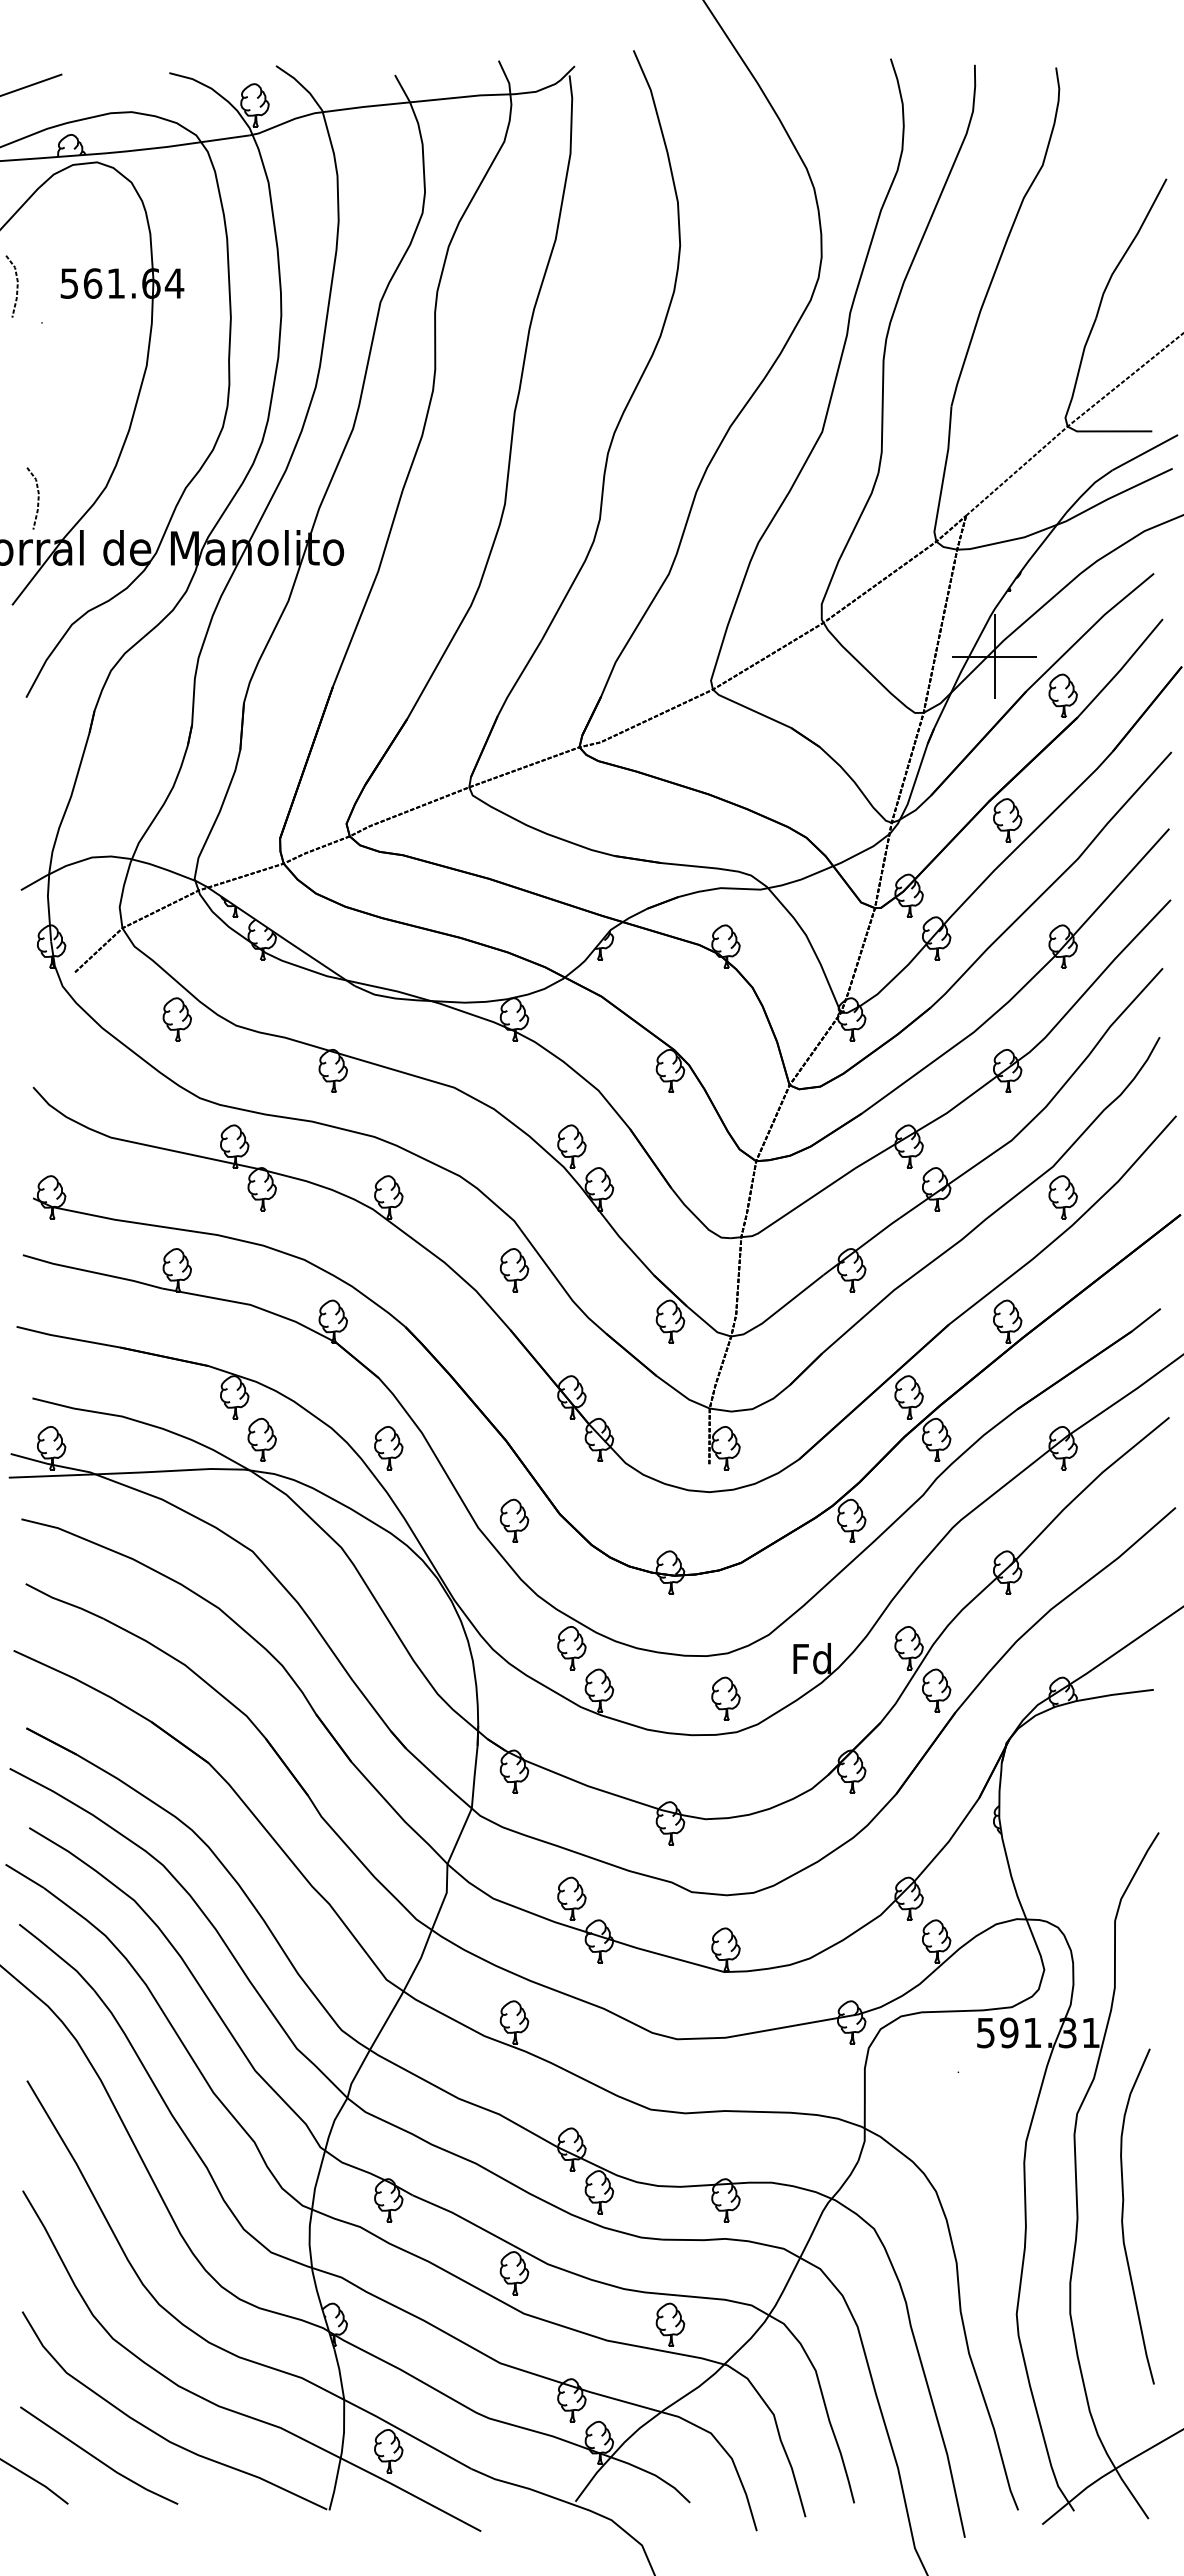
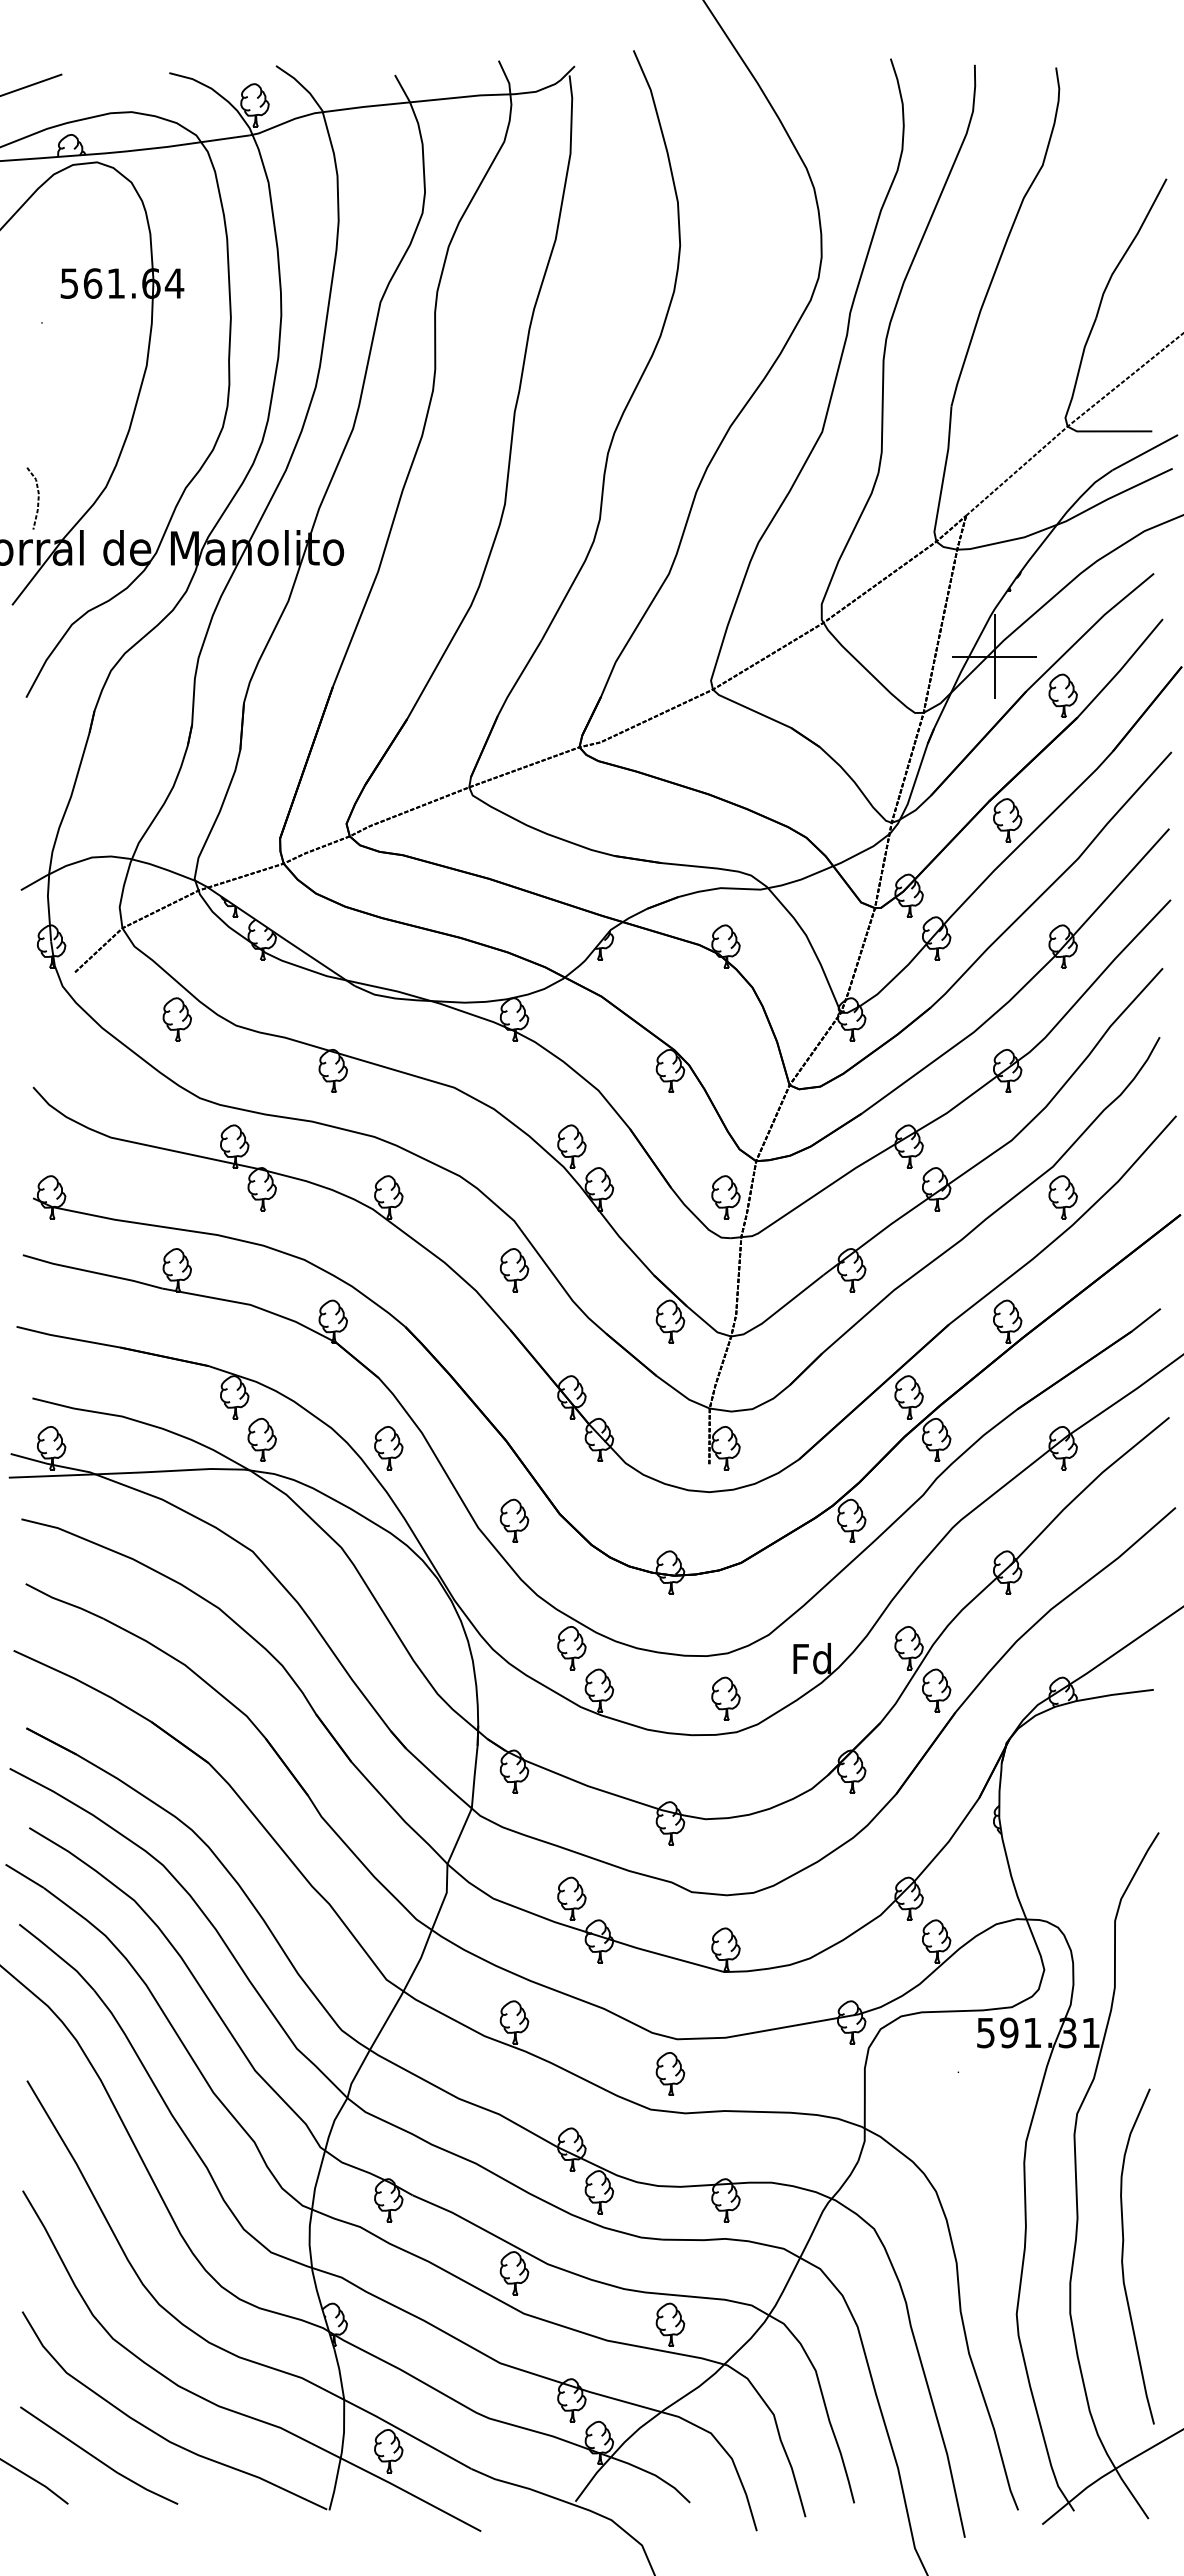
line: present -> none (16, 286)
part: none -> present (725, 1197)
part: none -> present (670, 2073)
curve position: (1123, 2216) -> (1123, 2256) (1123, 2256)
